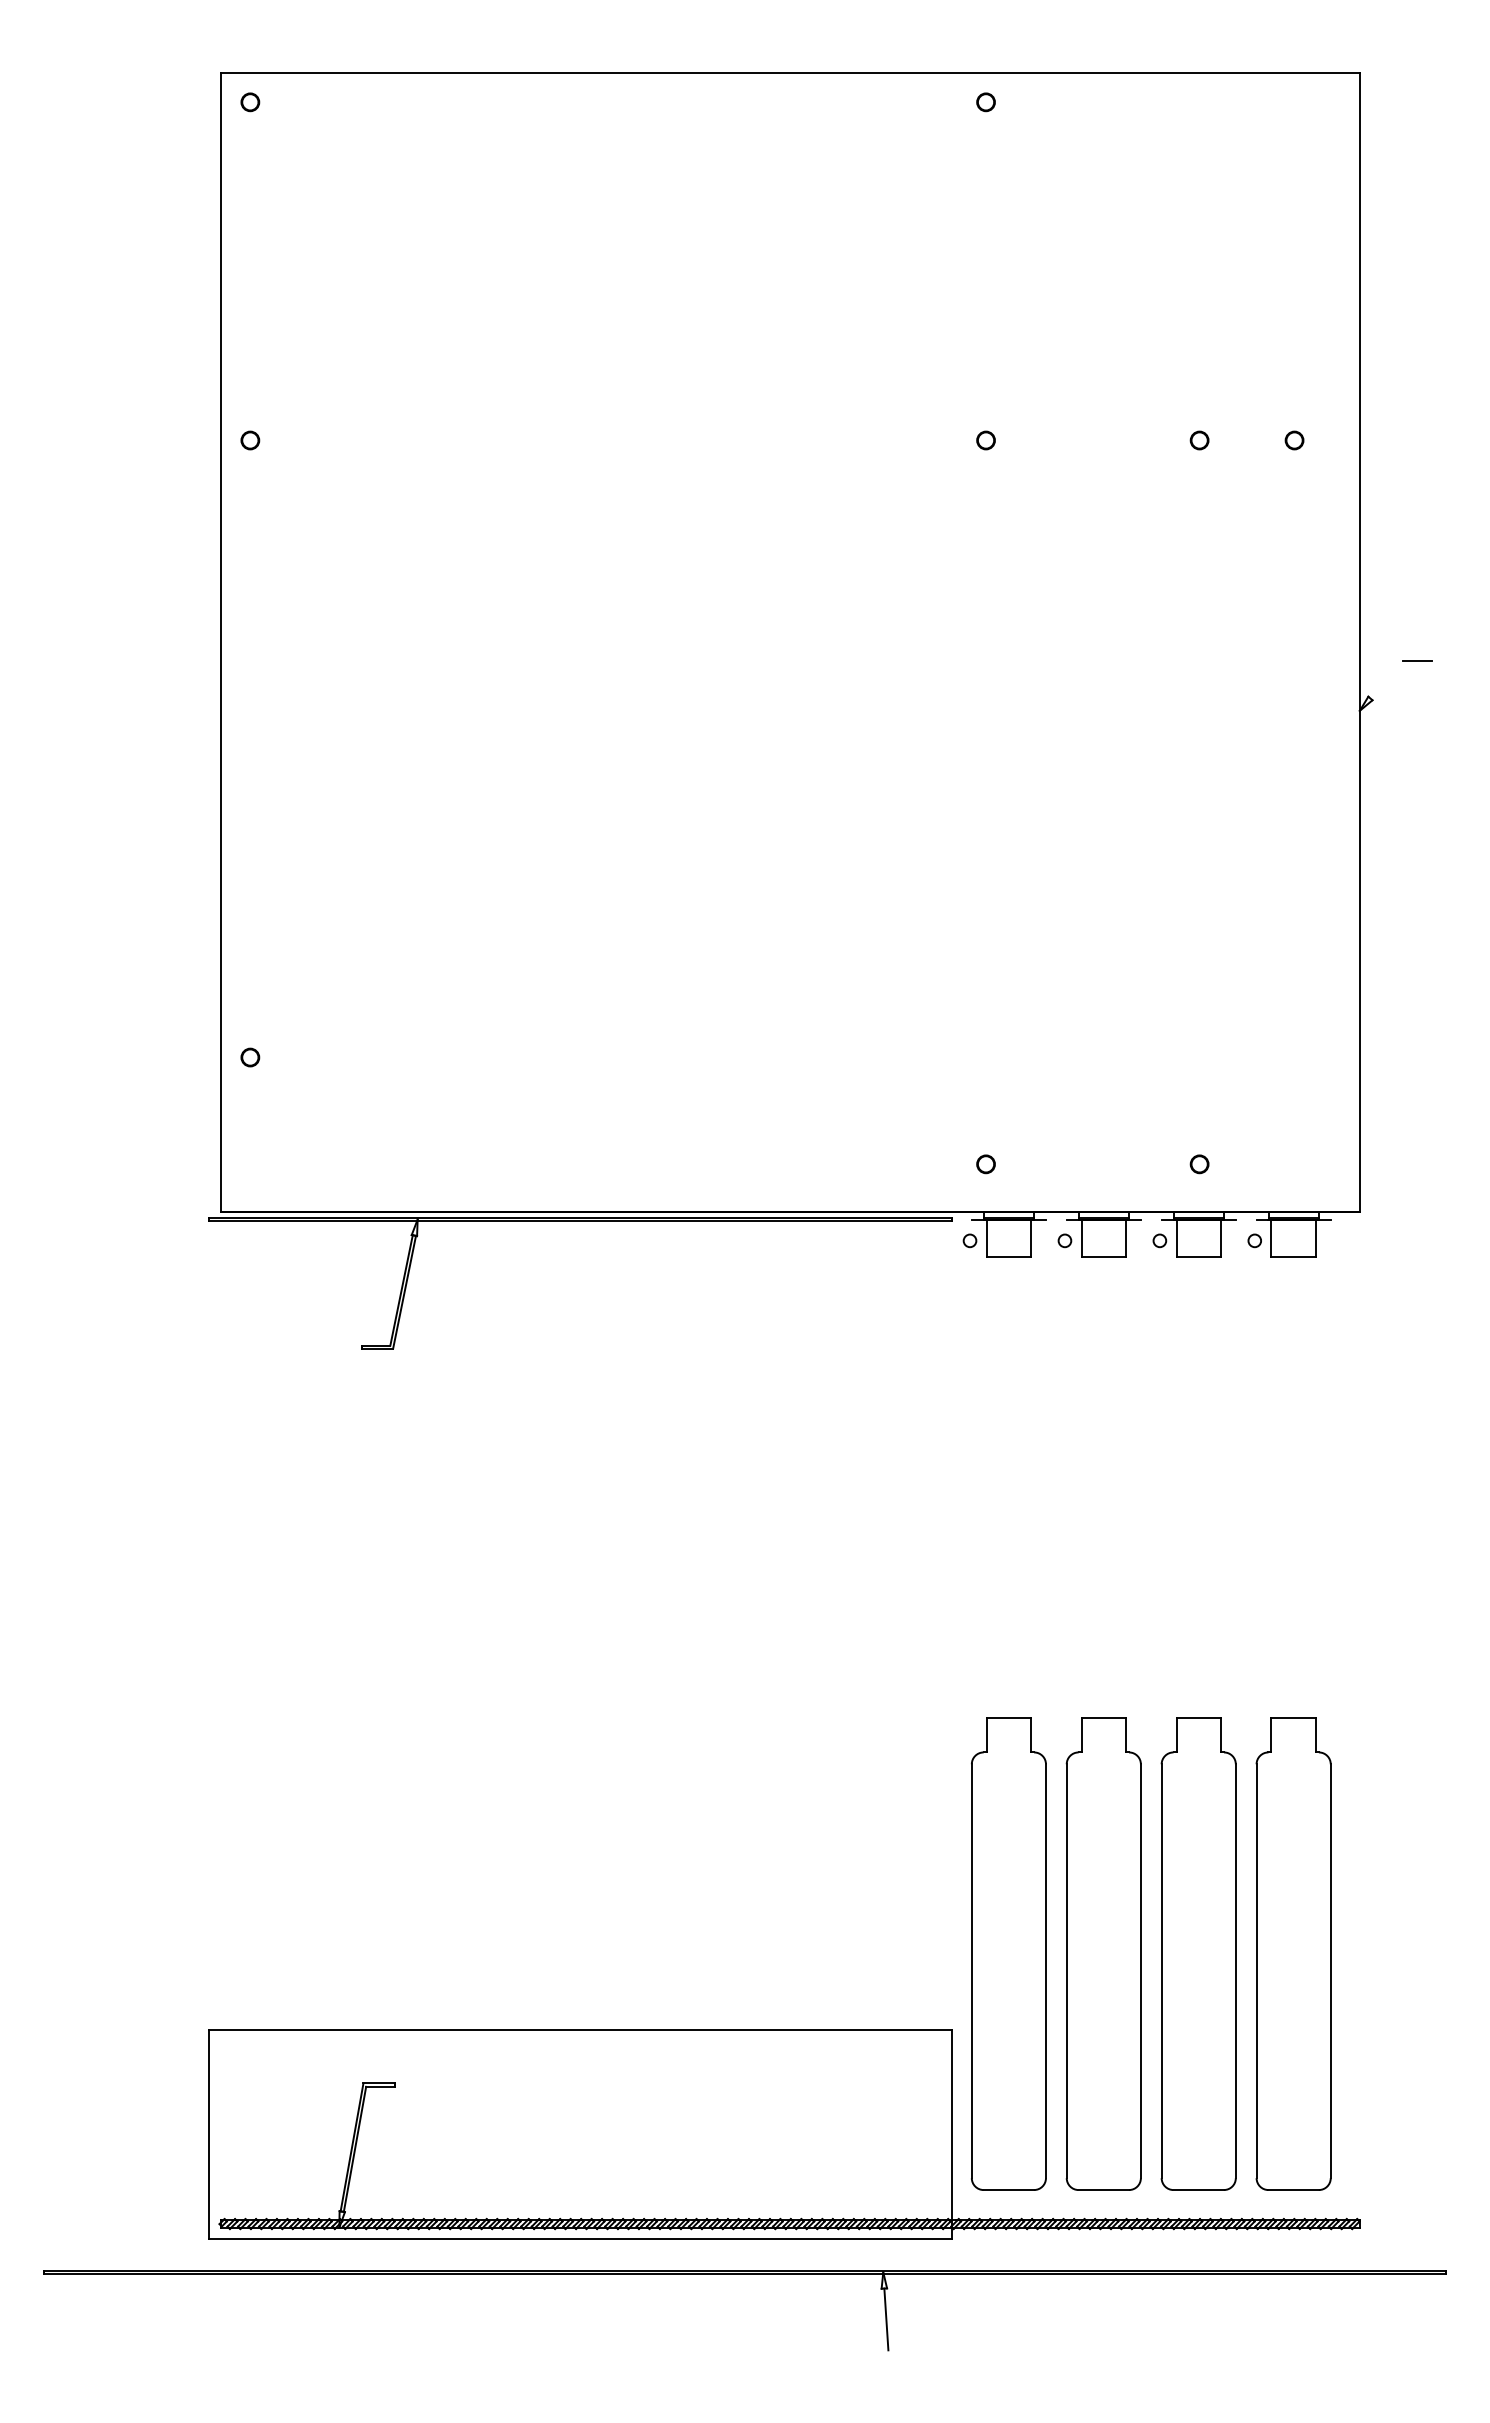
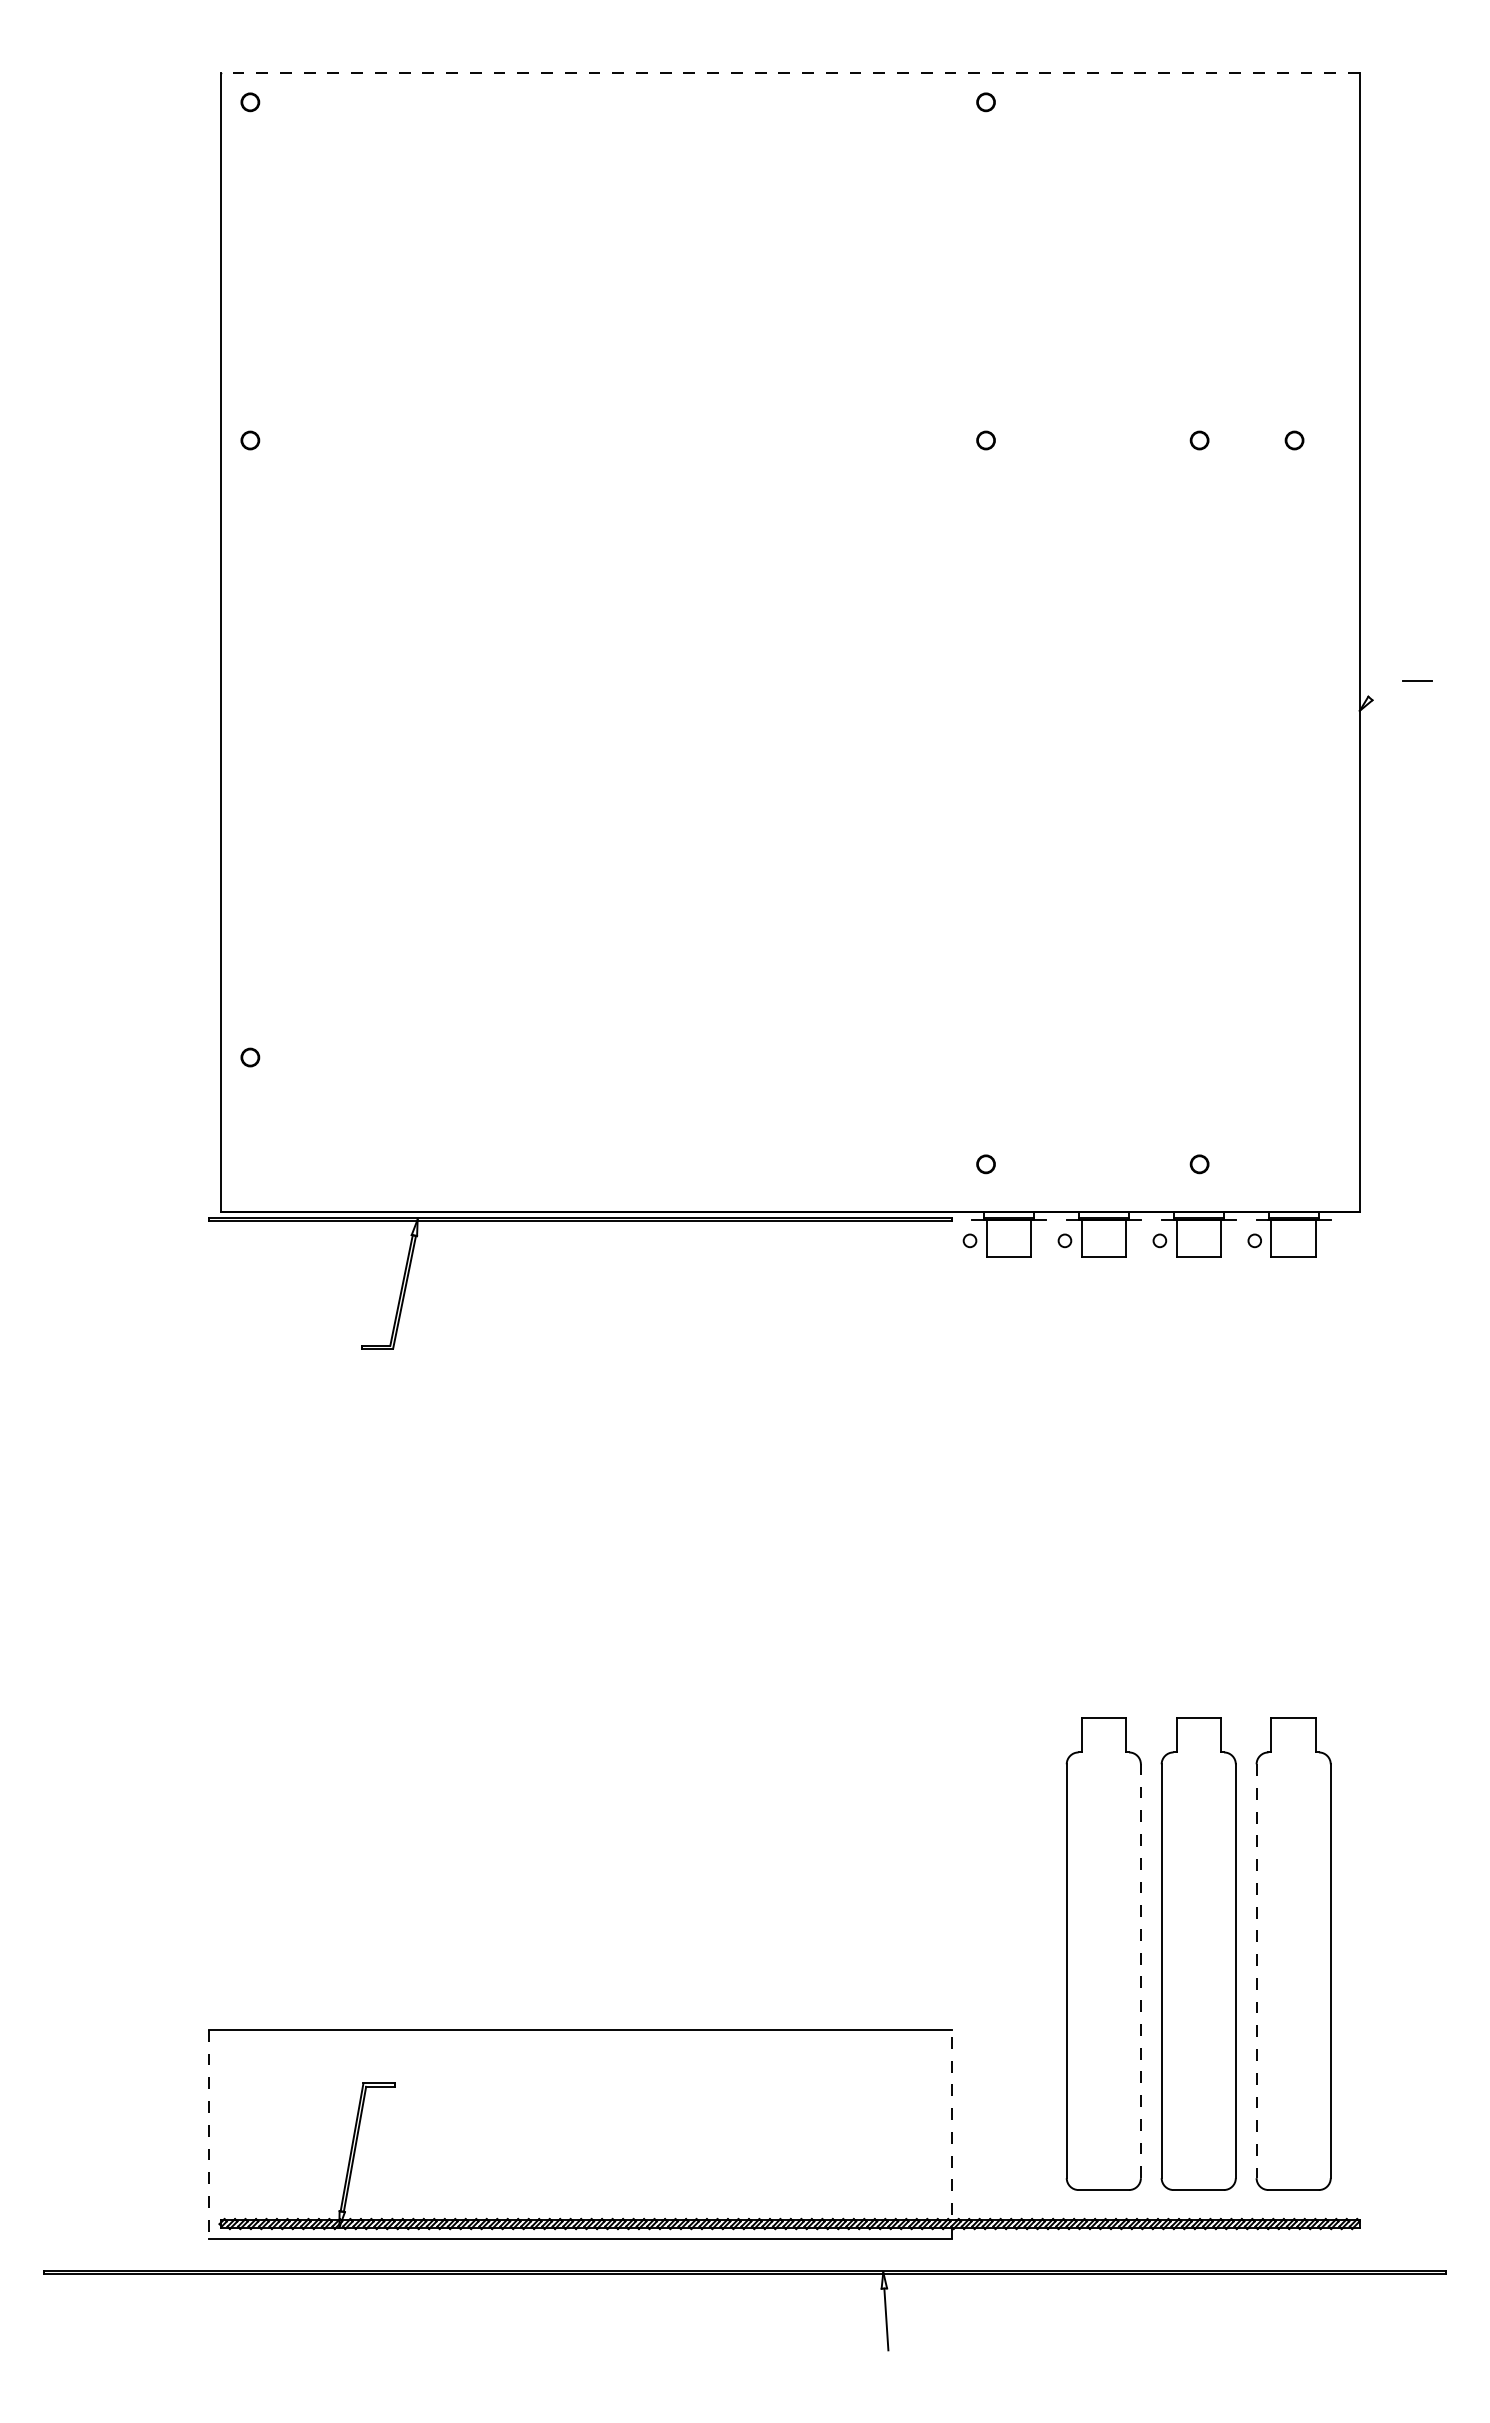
line: solid -> dashed (790, 72)
line position: (1417, 660) -> (1417, 680) (1417, 680)
part: present -> none (1008, 1953)
line: solid -> dashed (1140, 1971)
line: solid -> dashed (1256, 1971)
line: solid -> dashed (951, 2133)
line: solid -> dashed (208, 2134)
